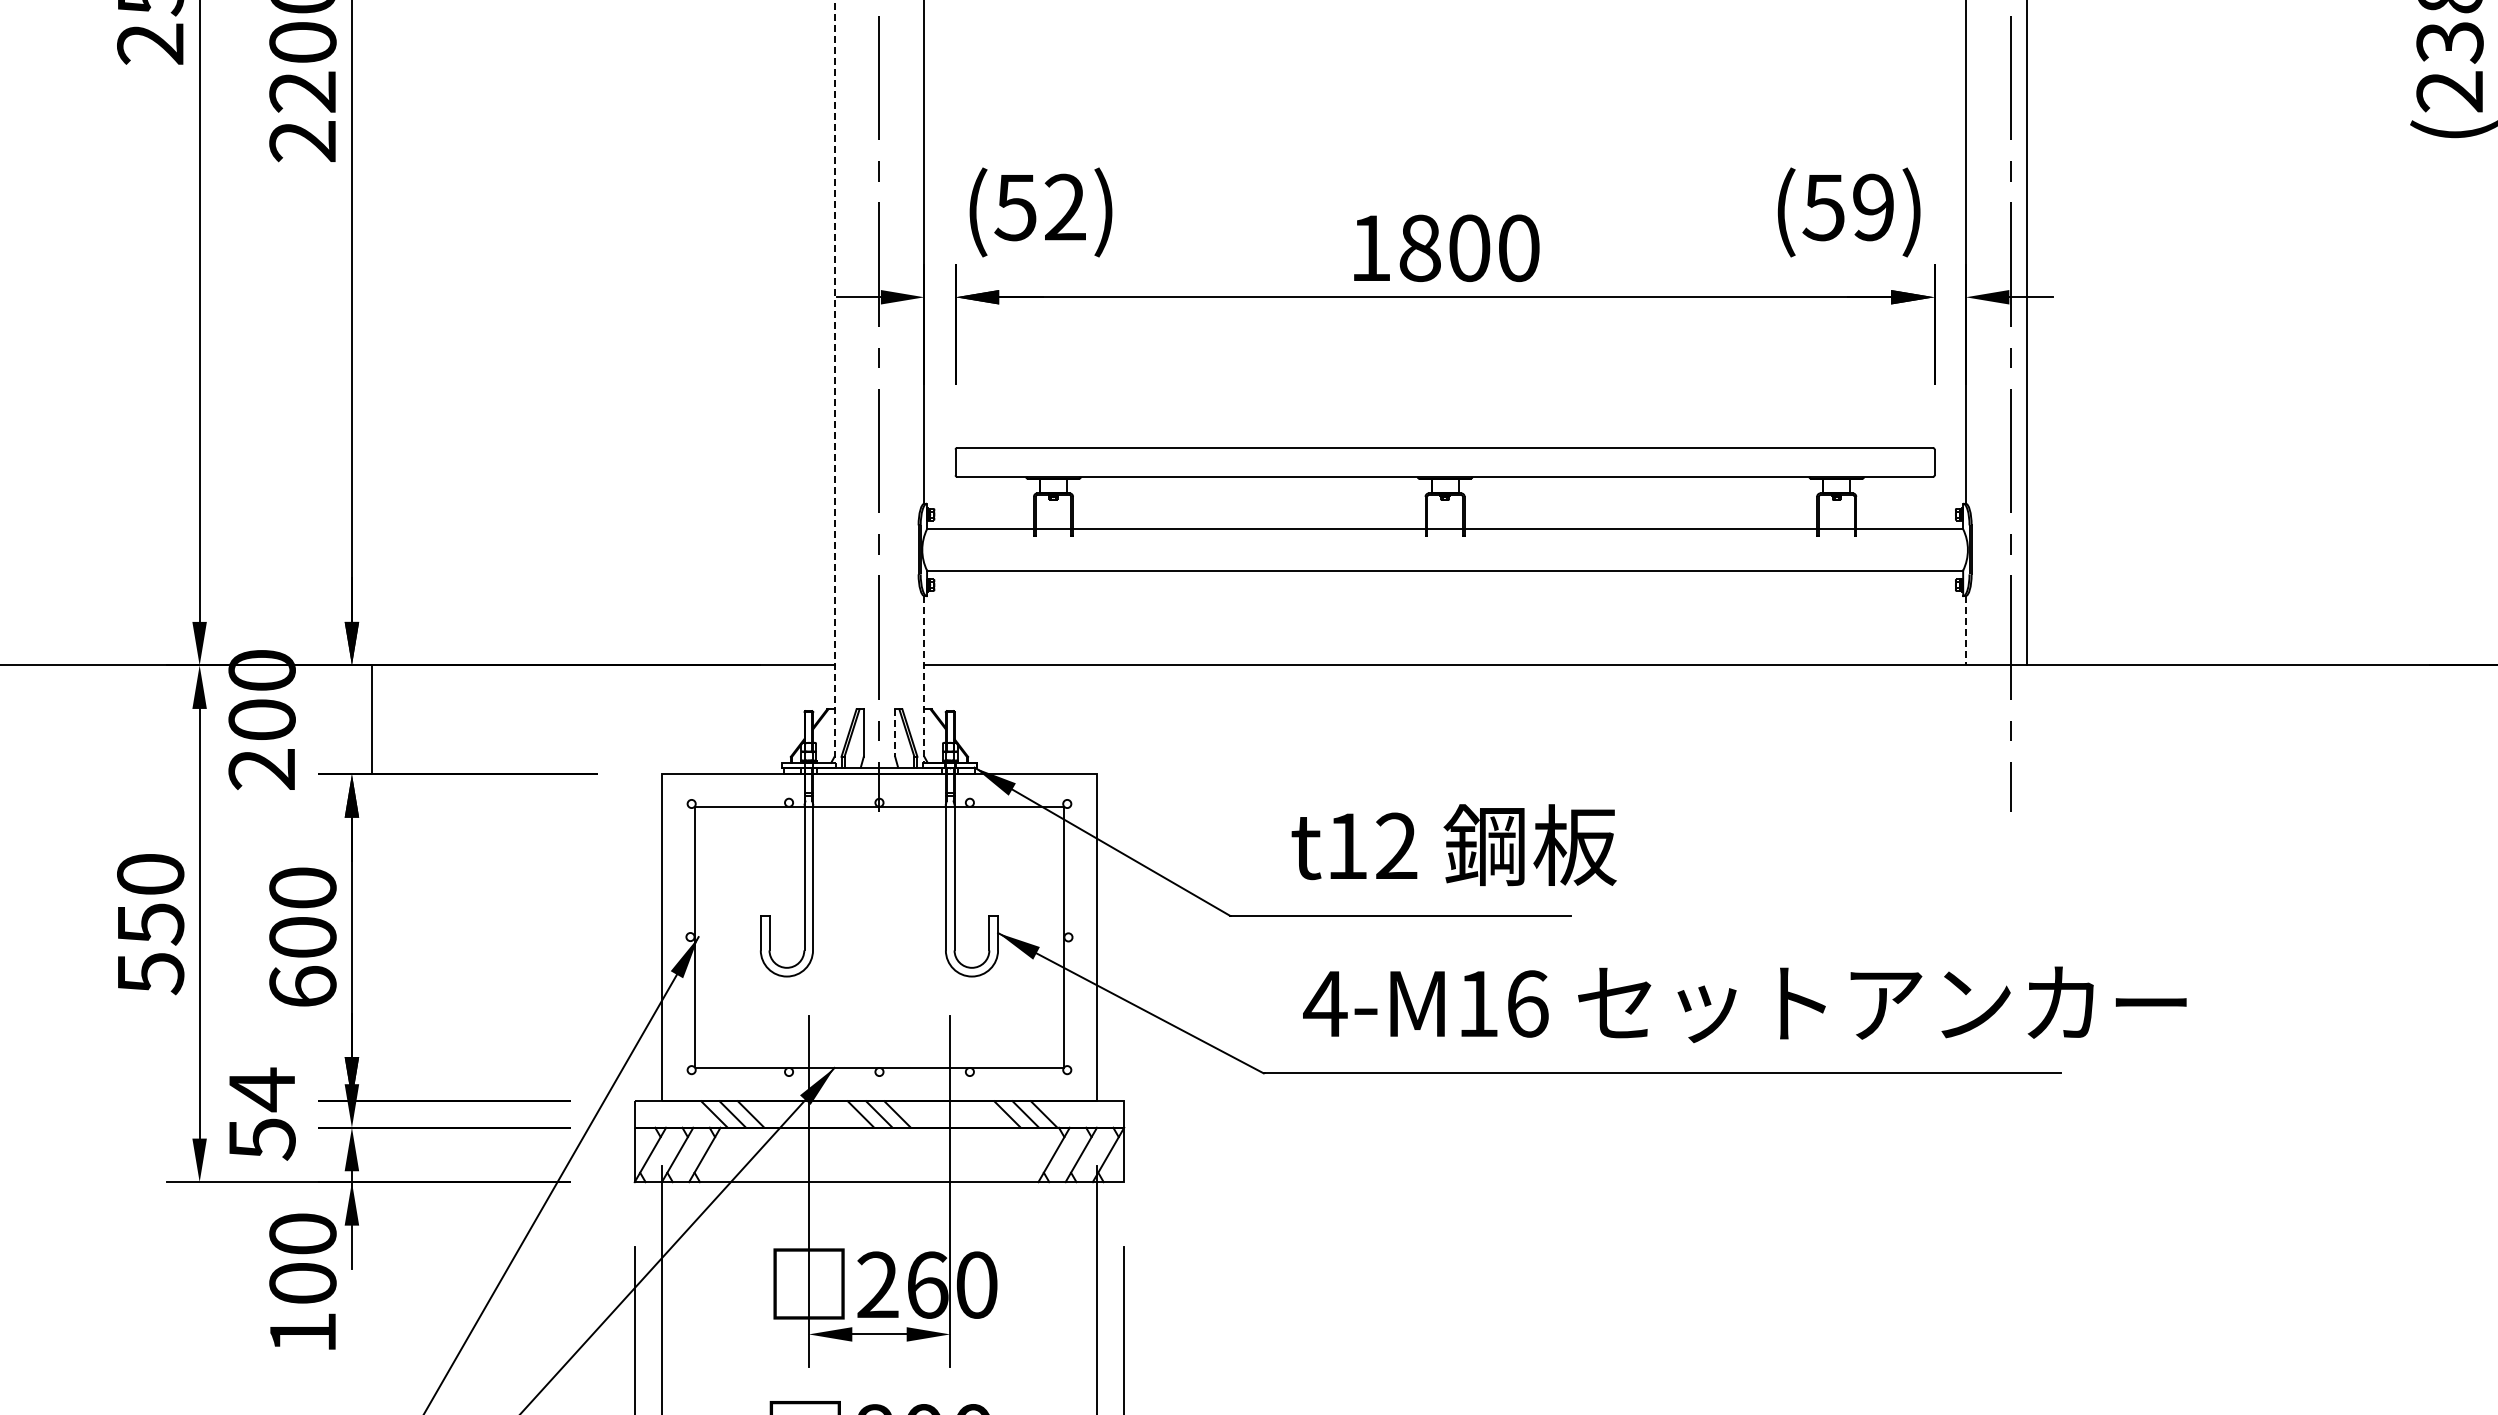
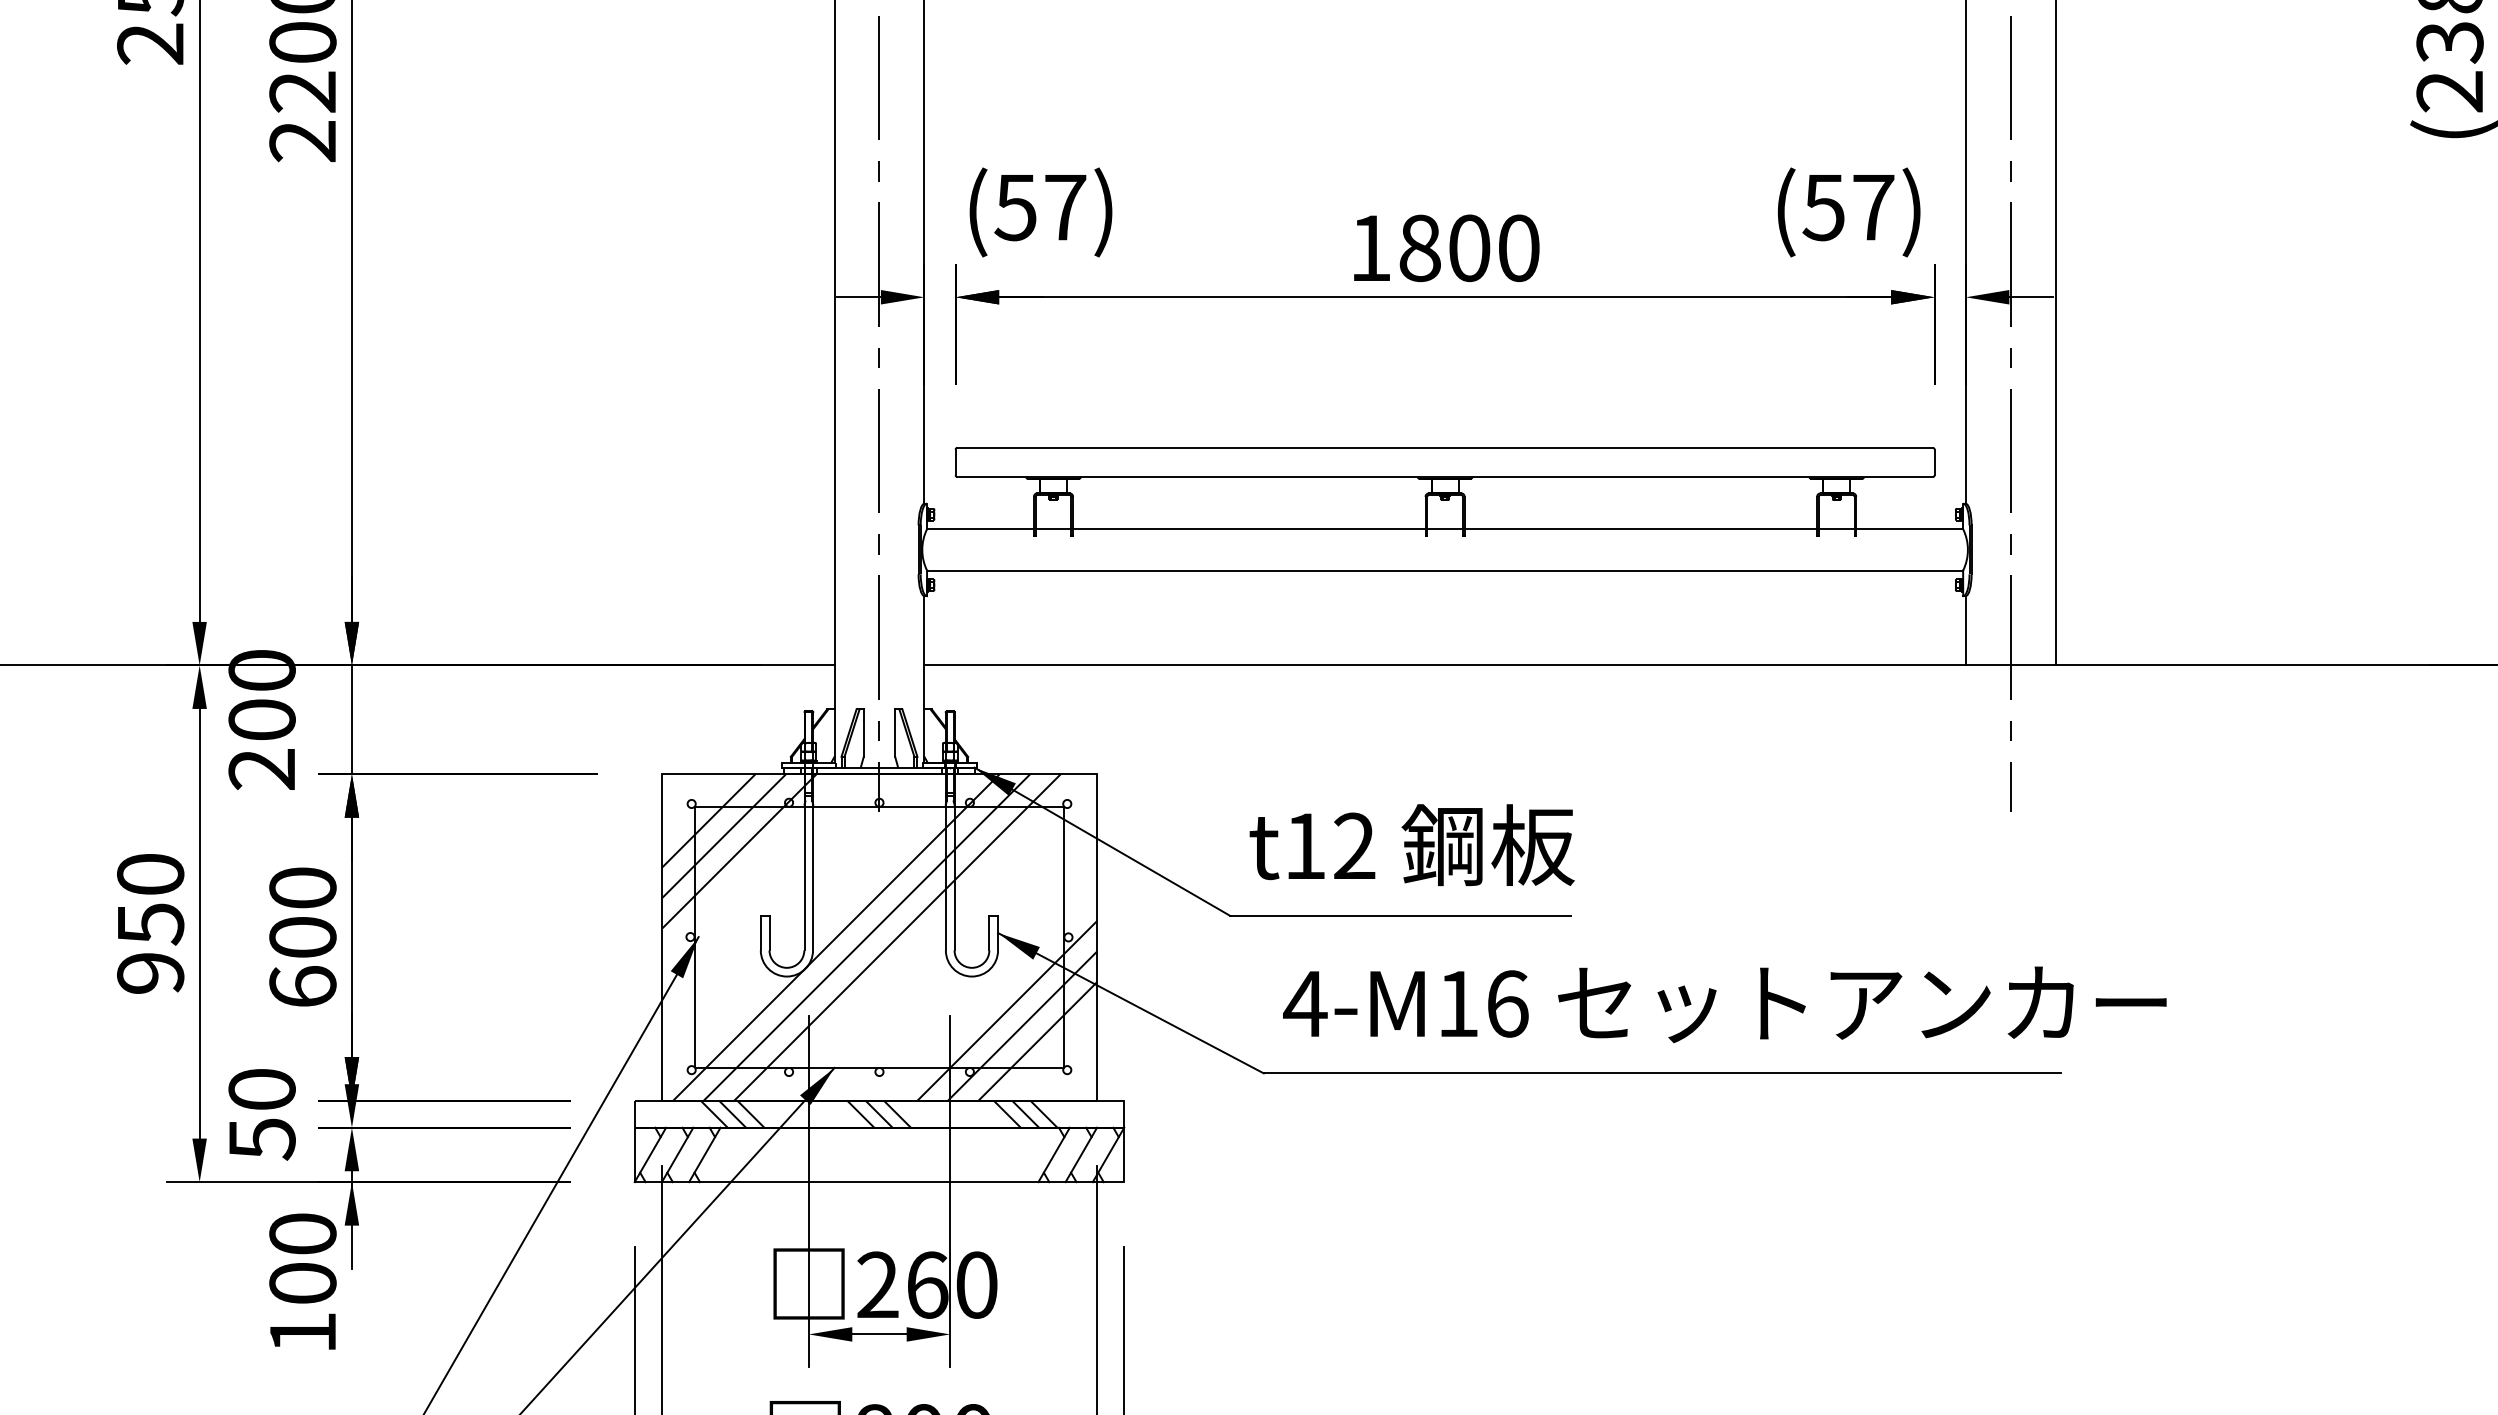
text: (52) -> (57) (1065, 206)
text: (59) -> (57) (1873, 207)
line position: (2026, 333) -> (2055, 333) (2055, 333)
line: dashed -> solid (834, 382)
line: dashed -> solid (1965, 630)
line: dashed -> solid (924, 679)
line position: (371, 719) -> (351, 719) (351, 719)
line: dashed -> solid (895, 733)
text position: (1453, 845) -> (1411, 845) (1411, 845)
hatch: none -> present (879, 937)
text: 550 -> 950 (150, 974)
text position: (1744, 1004) -> (1724, 1004) (1724, 1004)
text: 54 -> 50 (261, 1089)
